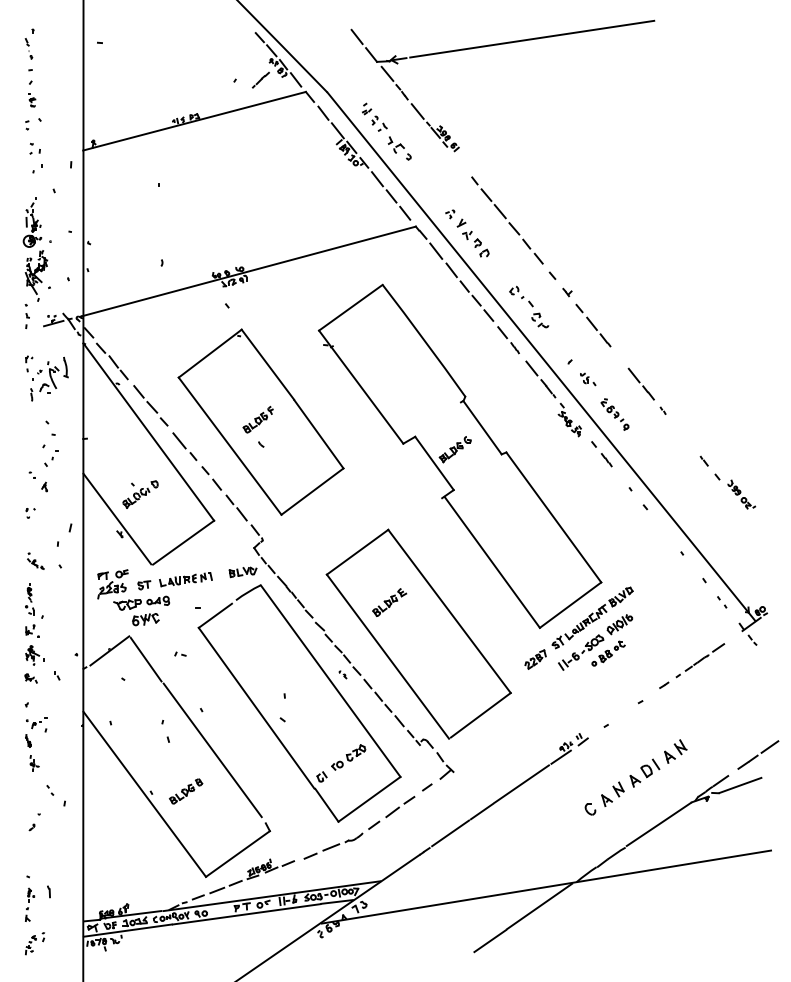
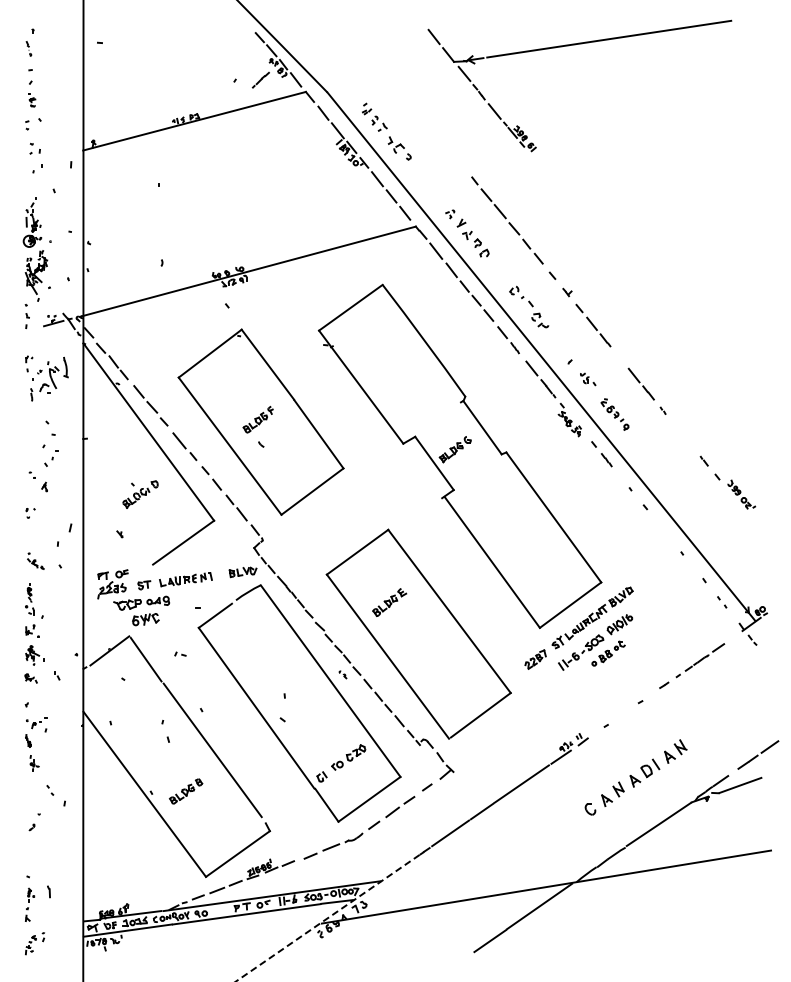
part position: (498, 45) -> (575, 45) (575, 45)
part size: 10x22 px -> 8x16 px (28, 48)
line: present -> none (117, 518)
line: solid -> dashed (327, 918)
